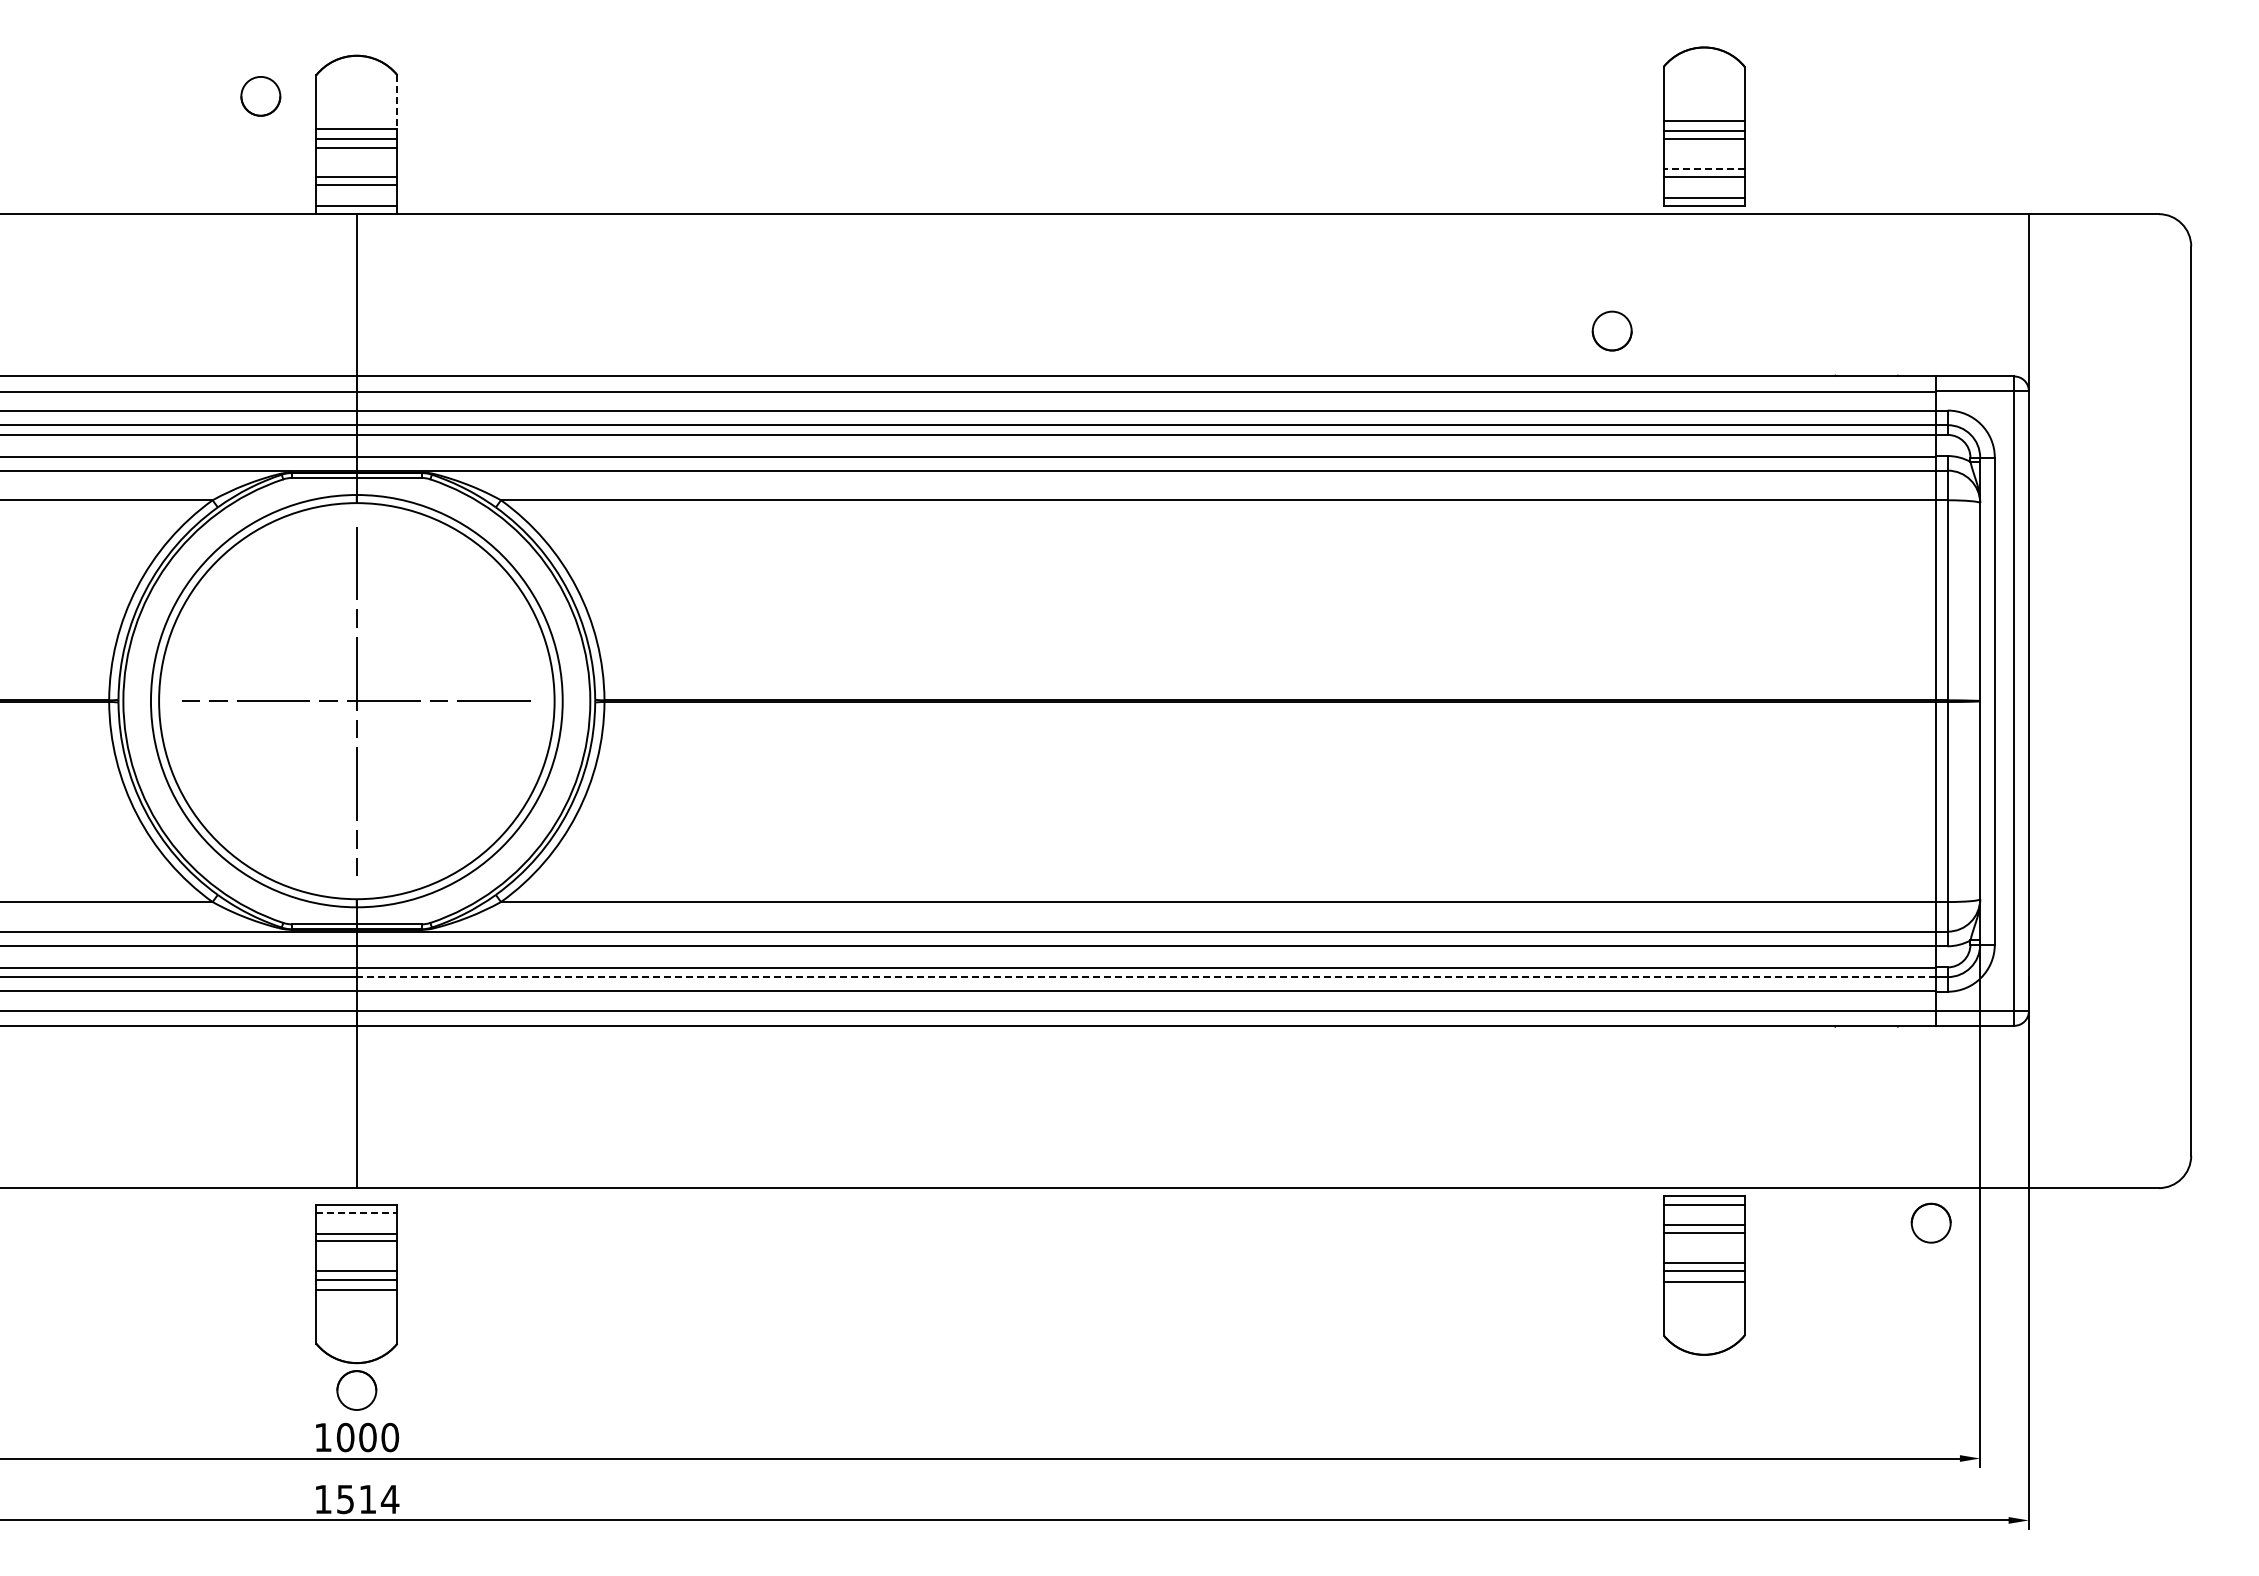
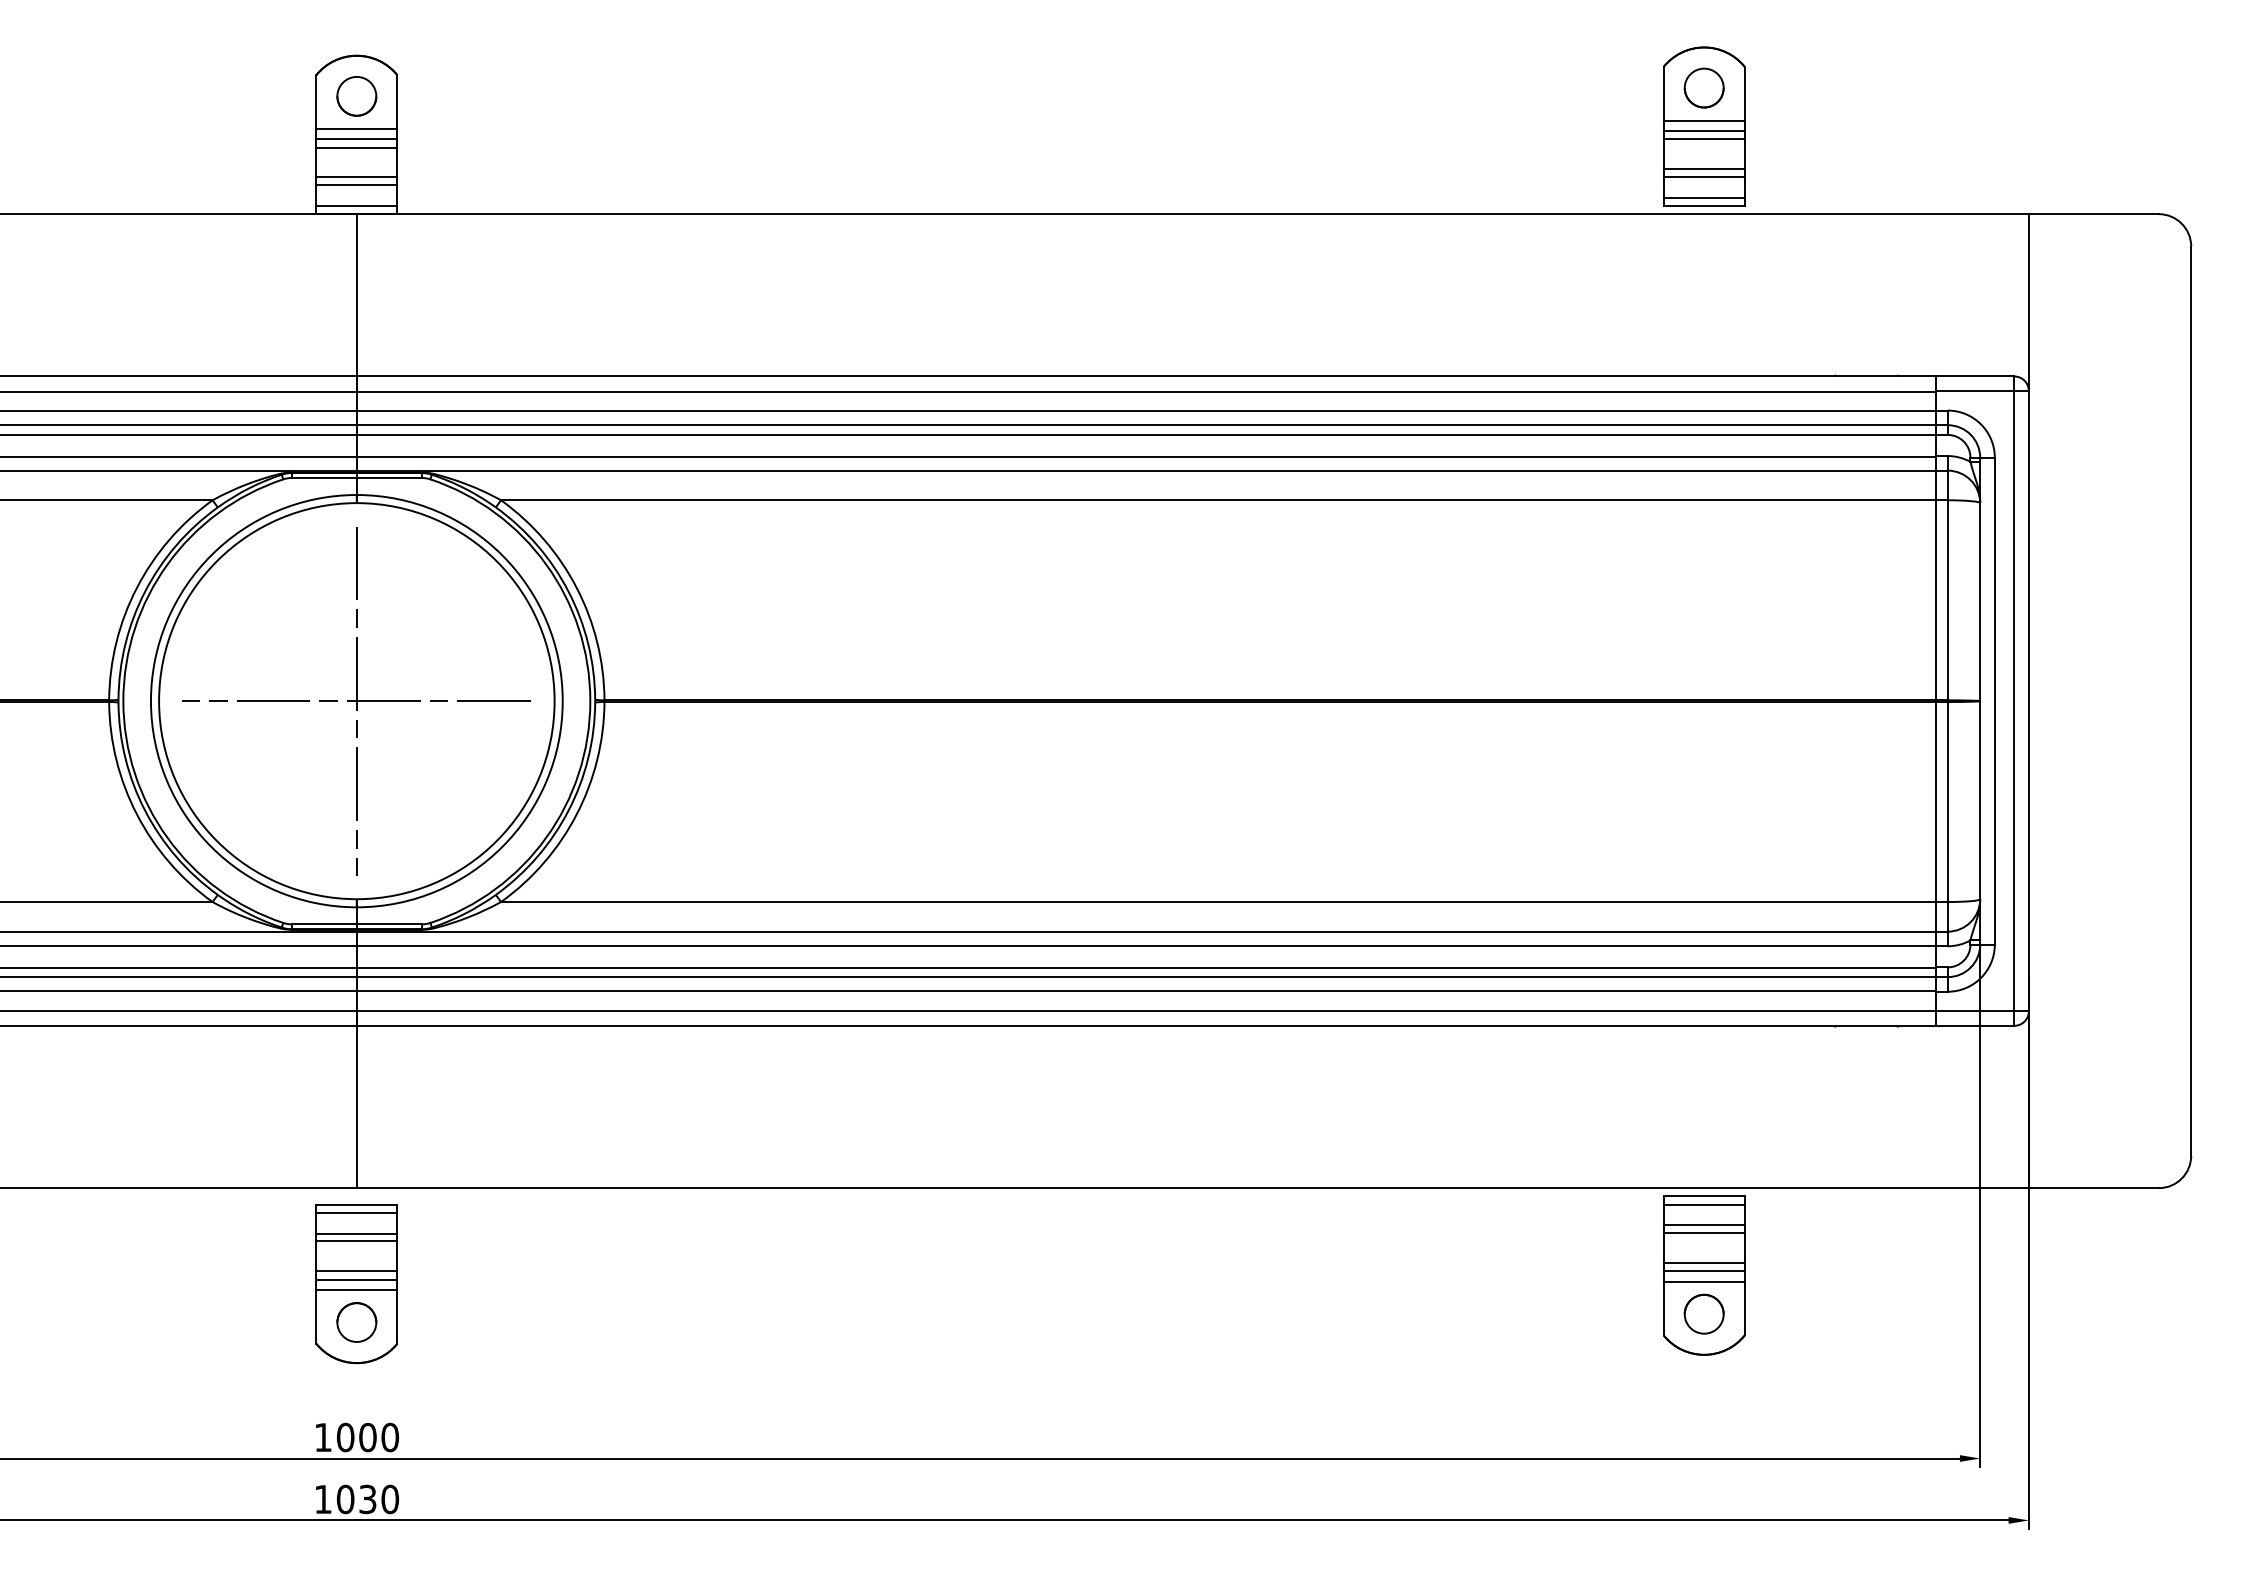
part position: (260, 96) -> (356, 96) (356, 96)
line: dashed -> solid (397, 102)
line: dashed -> solid (1704, 169)
part position: (1611, 330) -> (1703, 87) (1703, 87)
line: dashed -> solid (1146, 977)
line: dashed -> solid (356, 1213)
part position: (1930, 1222) -> (1703, 1313) (1703, 1313)
part position: (356, 1390) -> (356, 1322) (356, 1322)
text: 1514 -> 1030 (367, 1499)
